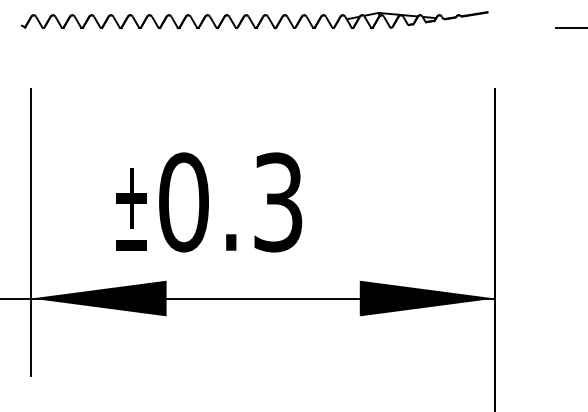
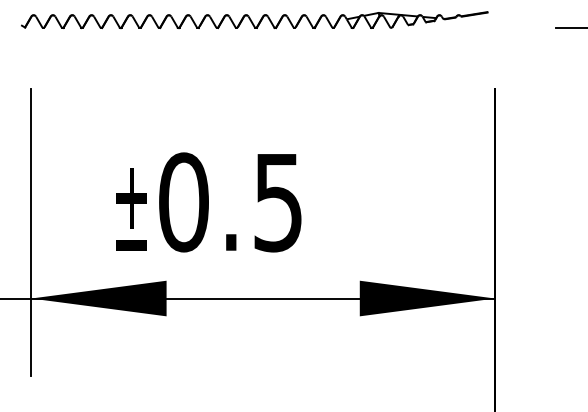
text: 0.3 -> 0.5 (278, 201)
